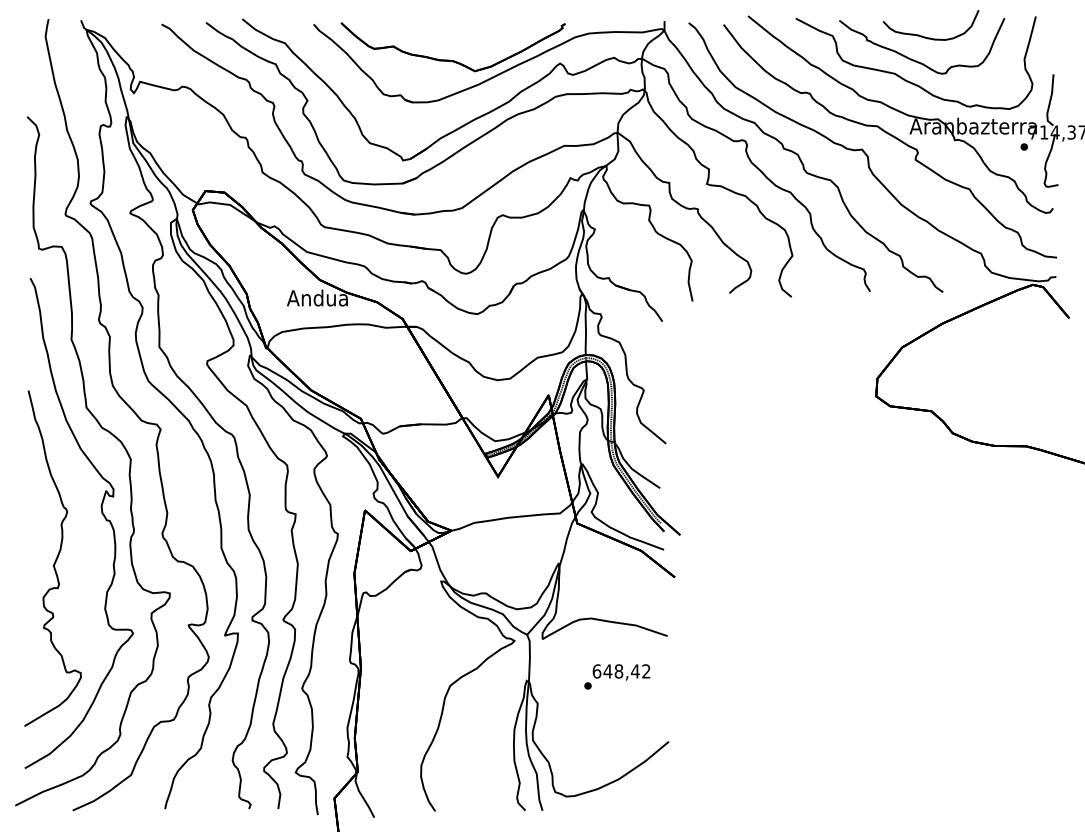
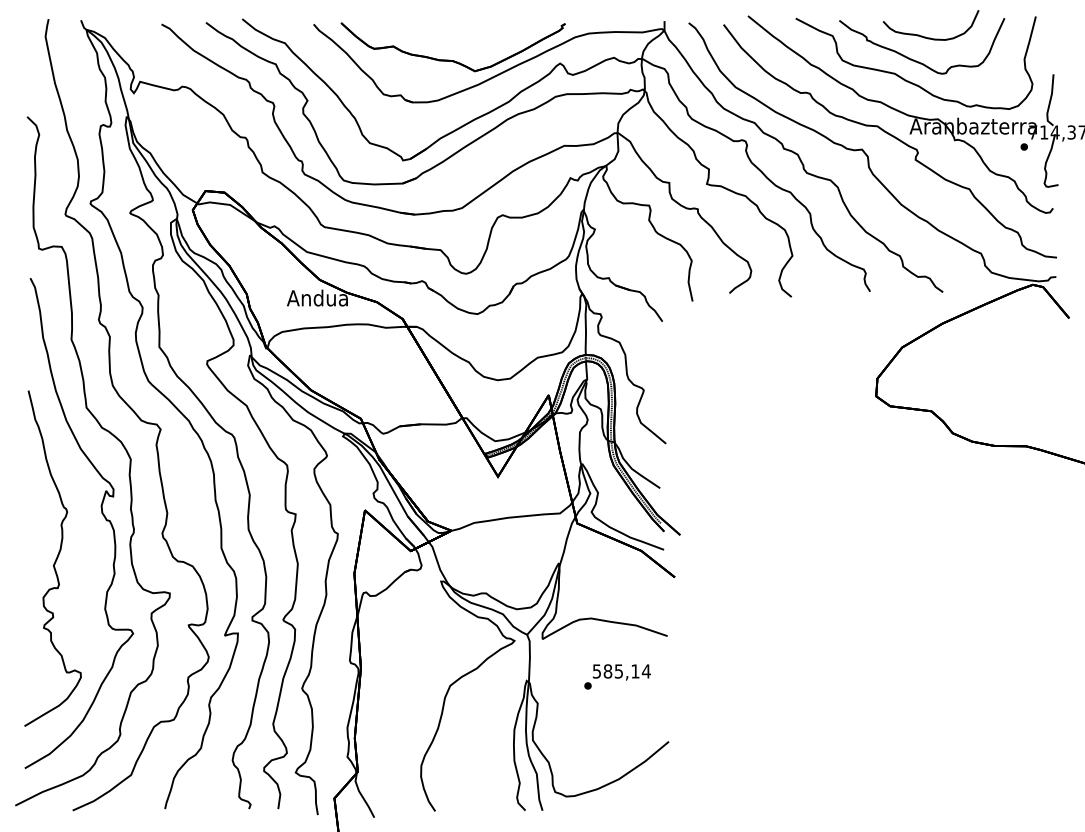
text: 648,42 -> 585,14 (621, 671)
